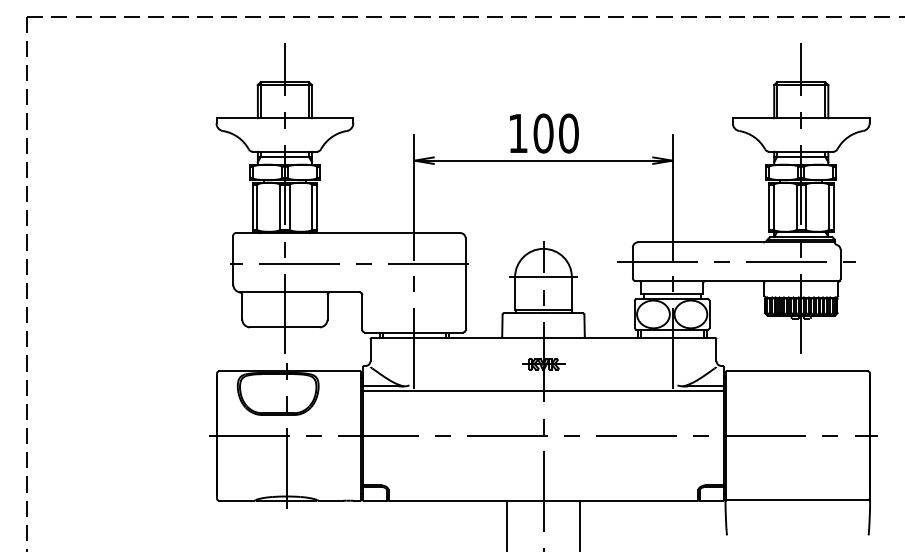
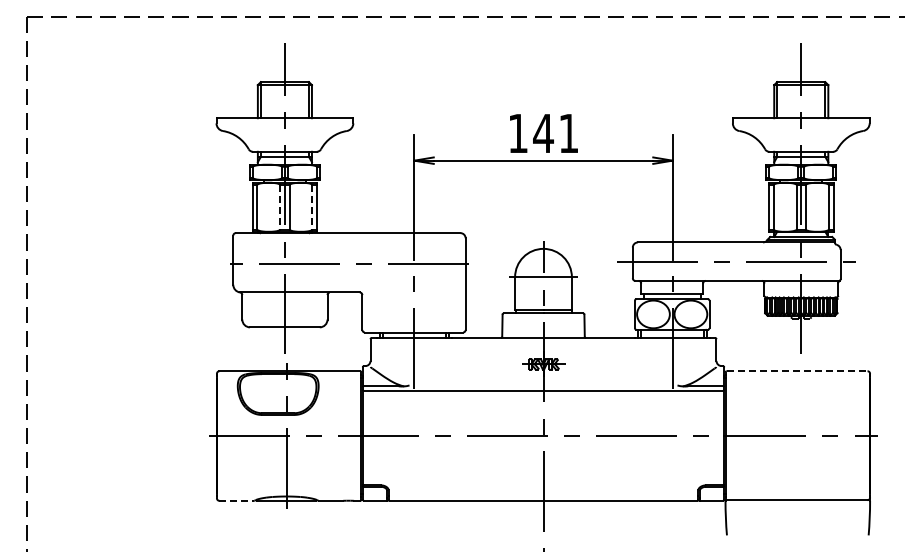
text: 100 -> 141 (555, 133)
line: solid -> dashed (280, 207)
line: solid -> dashed (312, 207)
line: solid -> dashed (797, 371)
line: solid -> dashed (237, 500)
line: present -> none (507, 524)
line: present -> none (579, 524)
